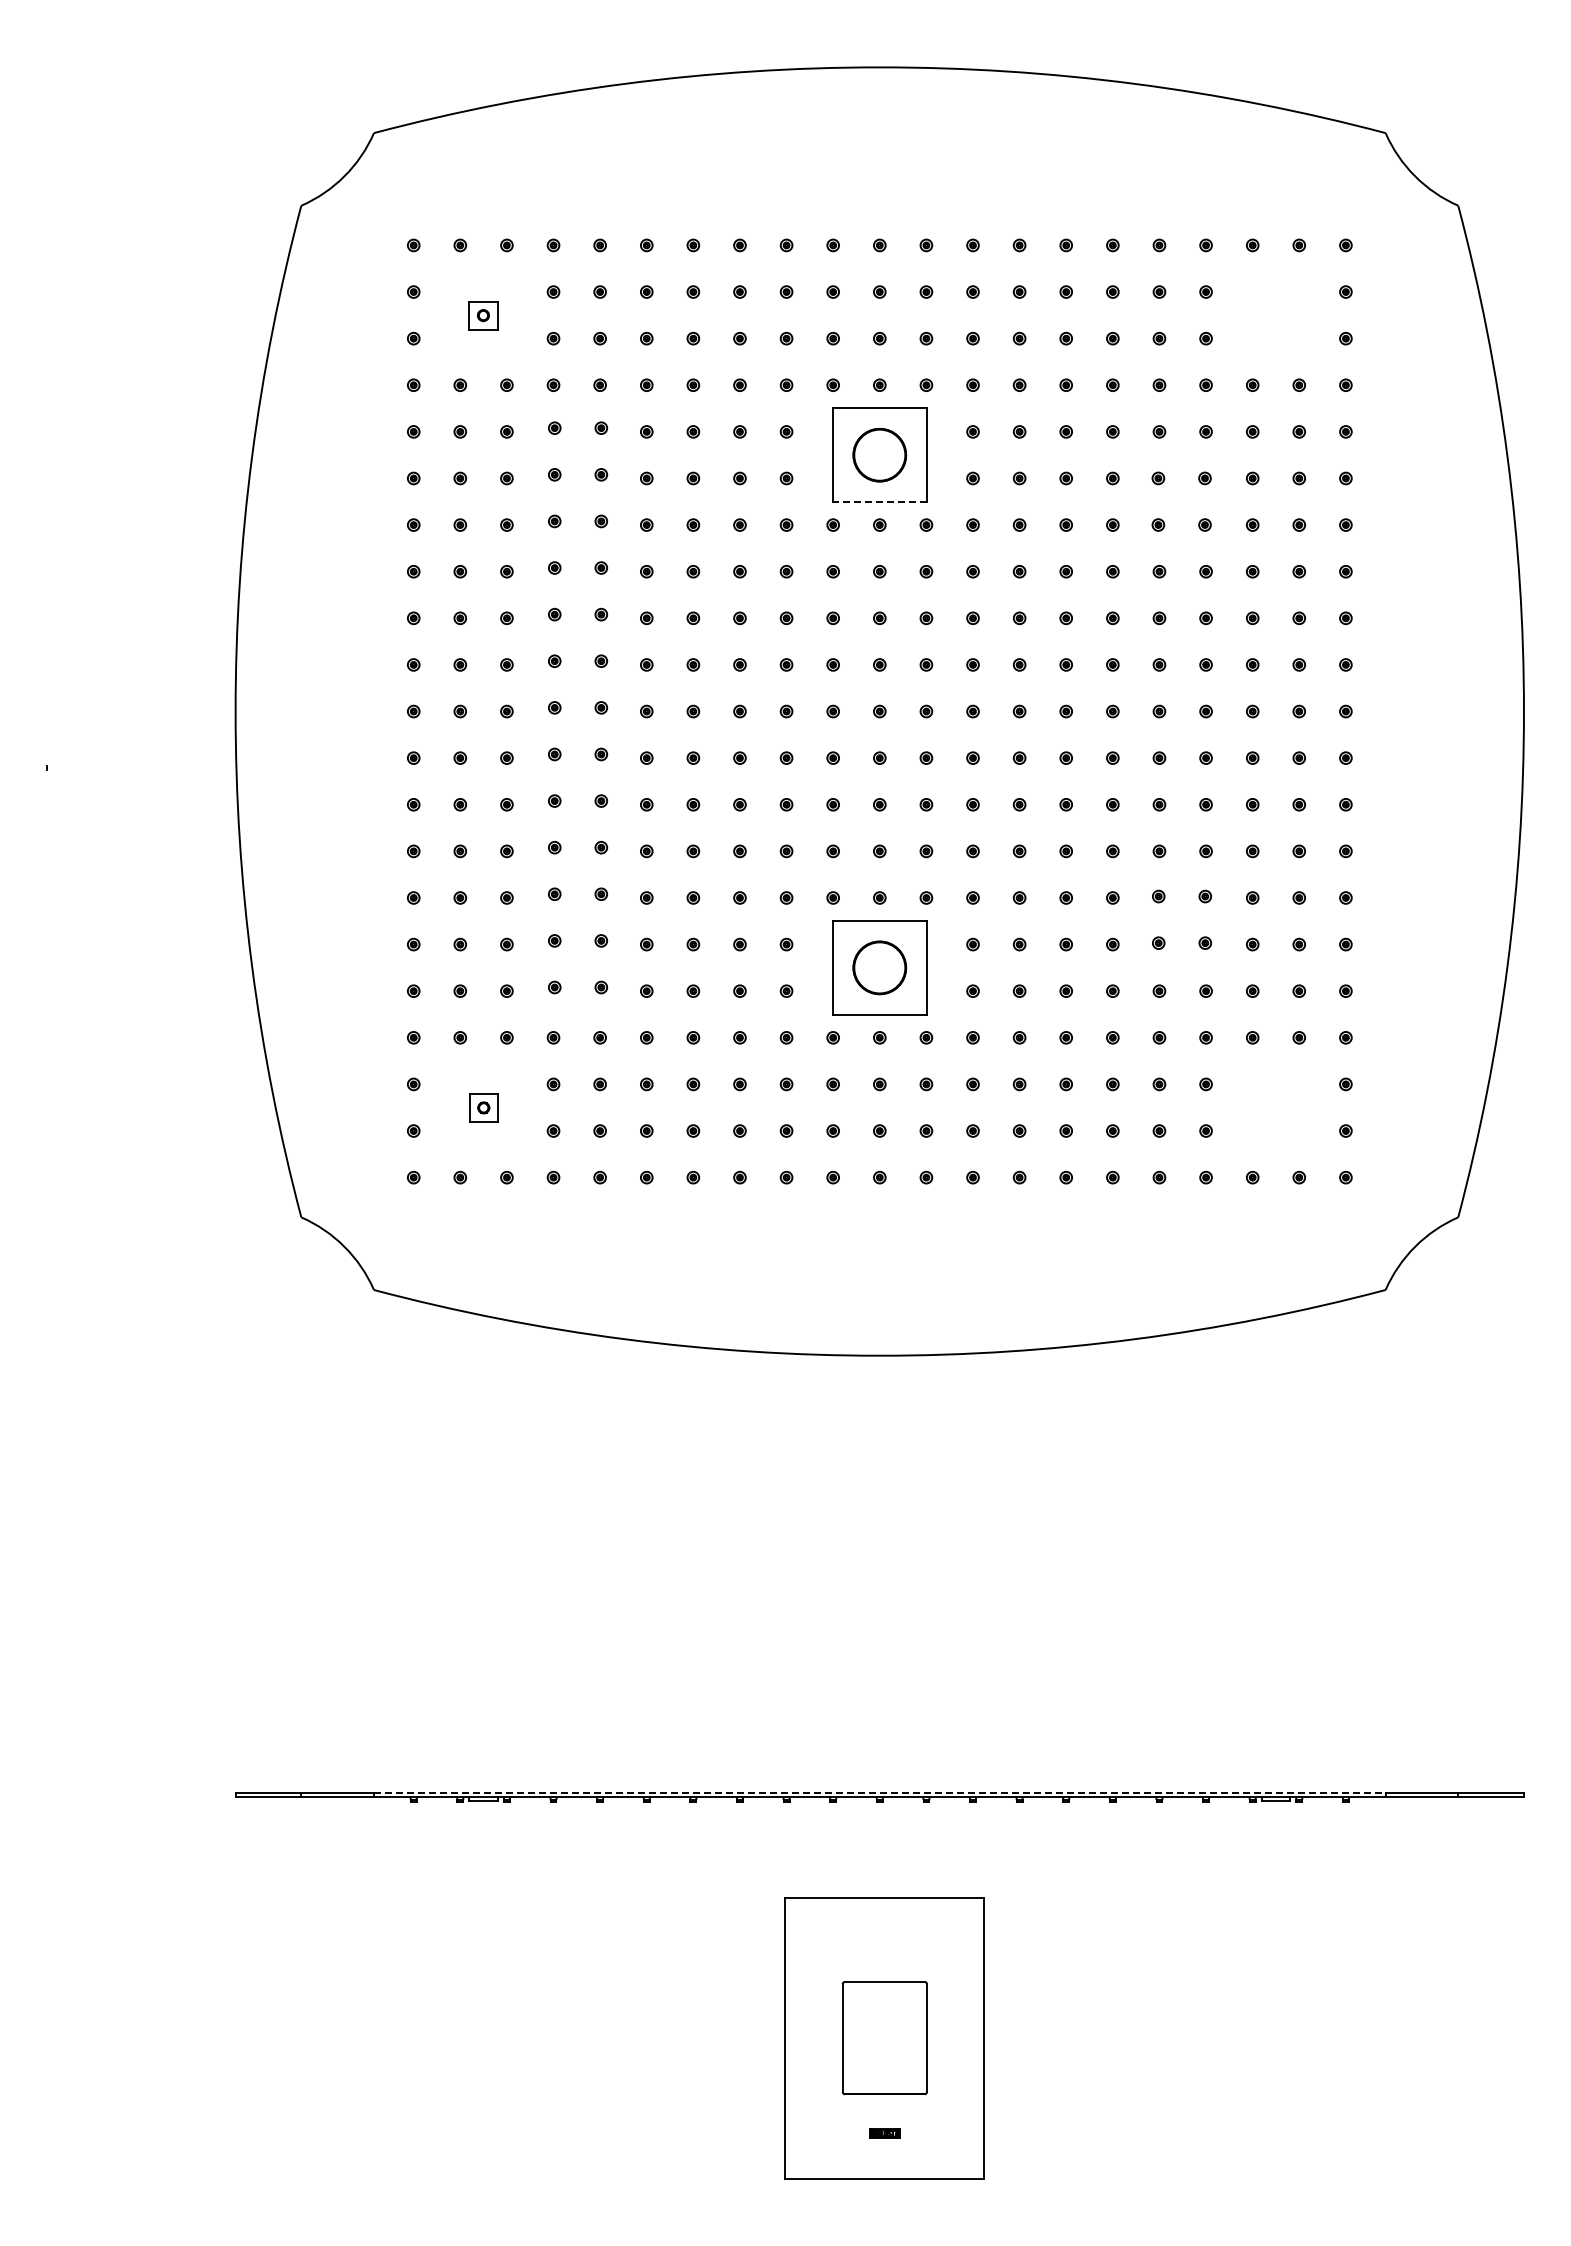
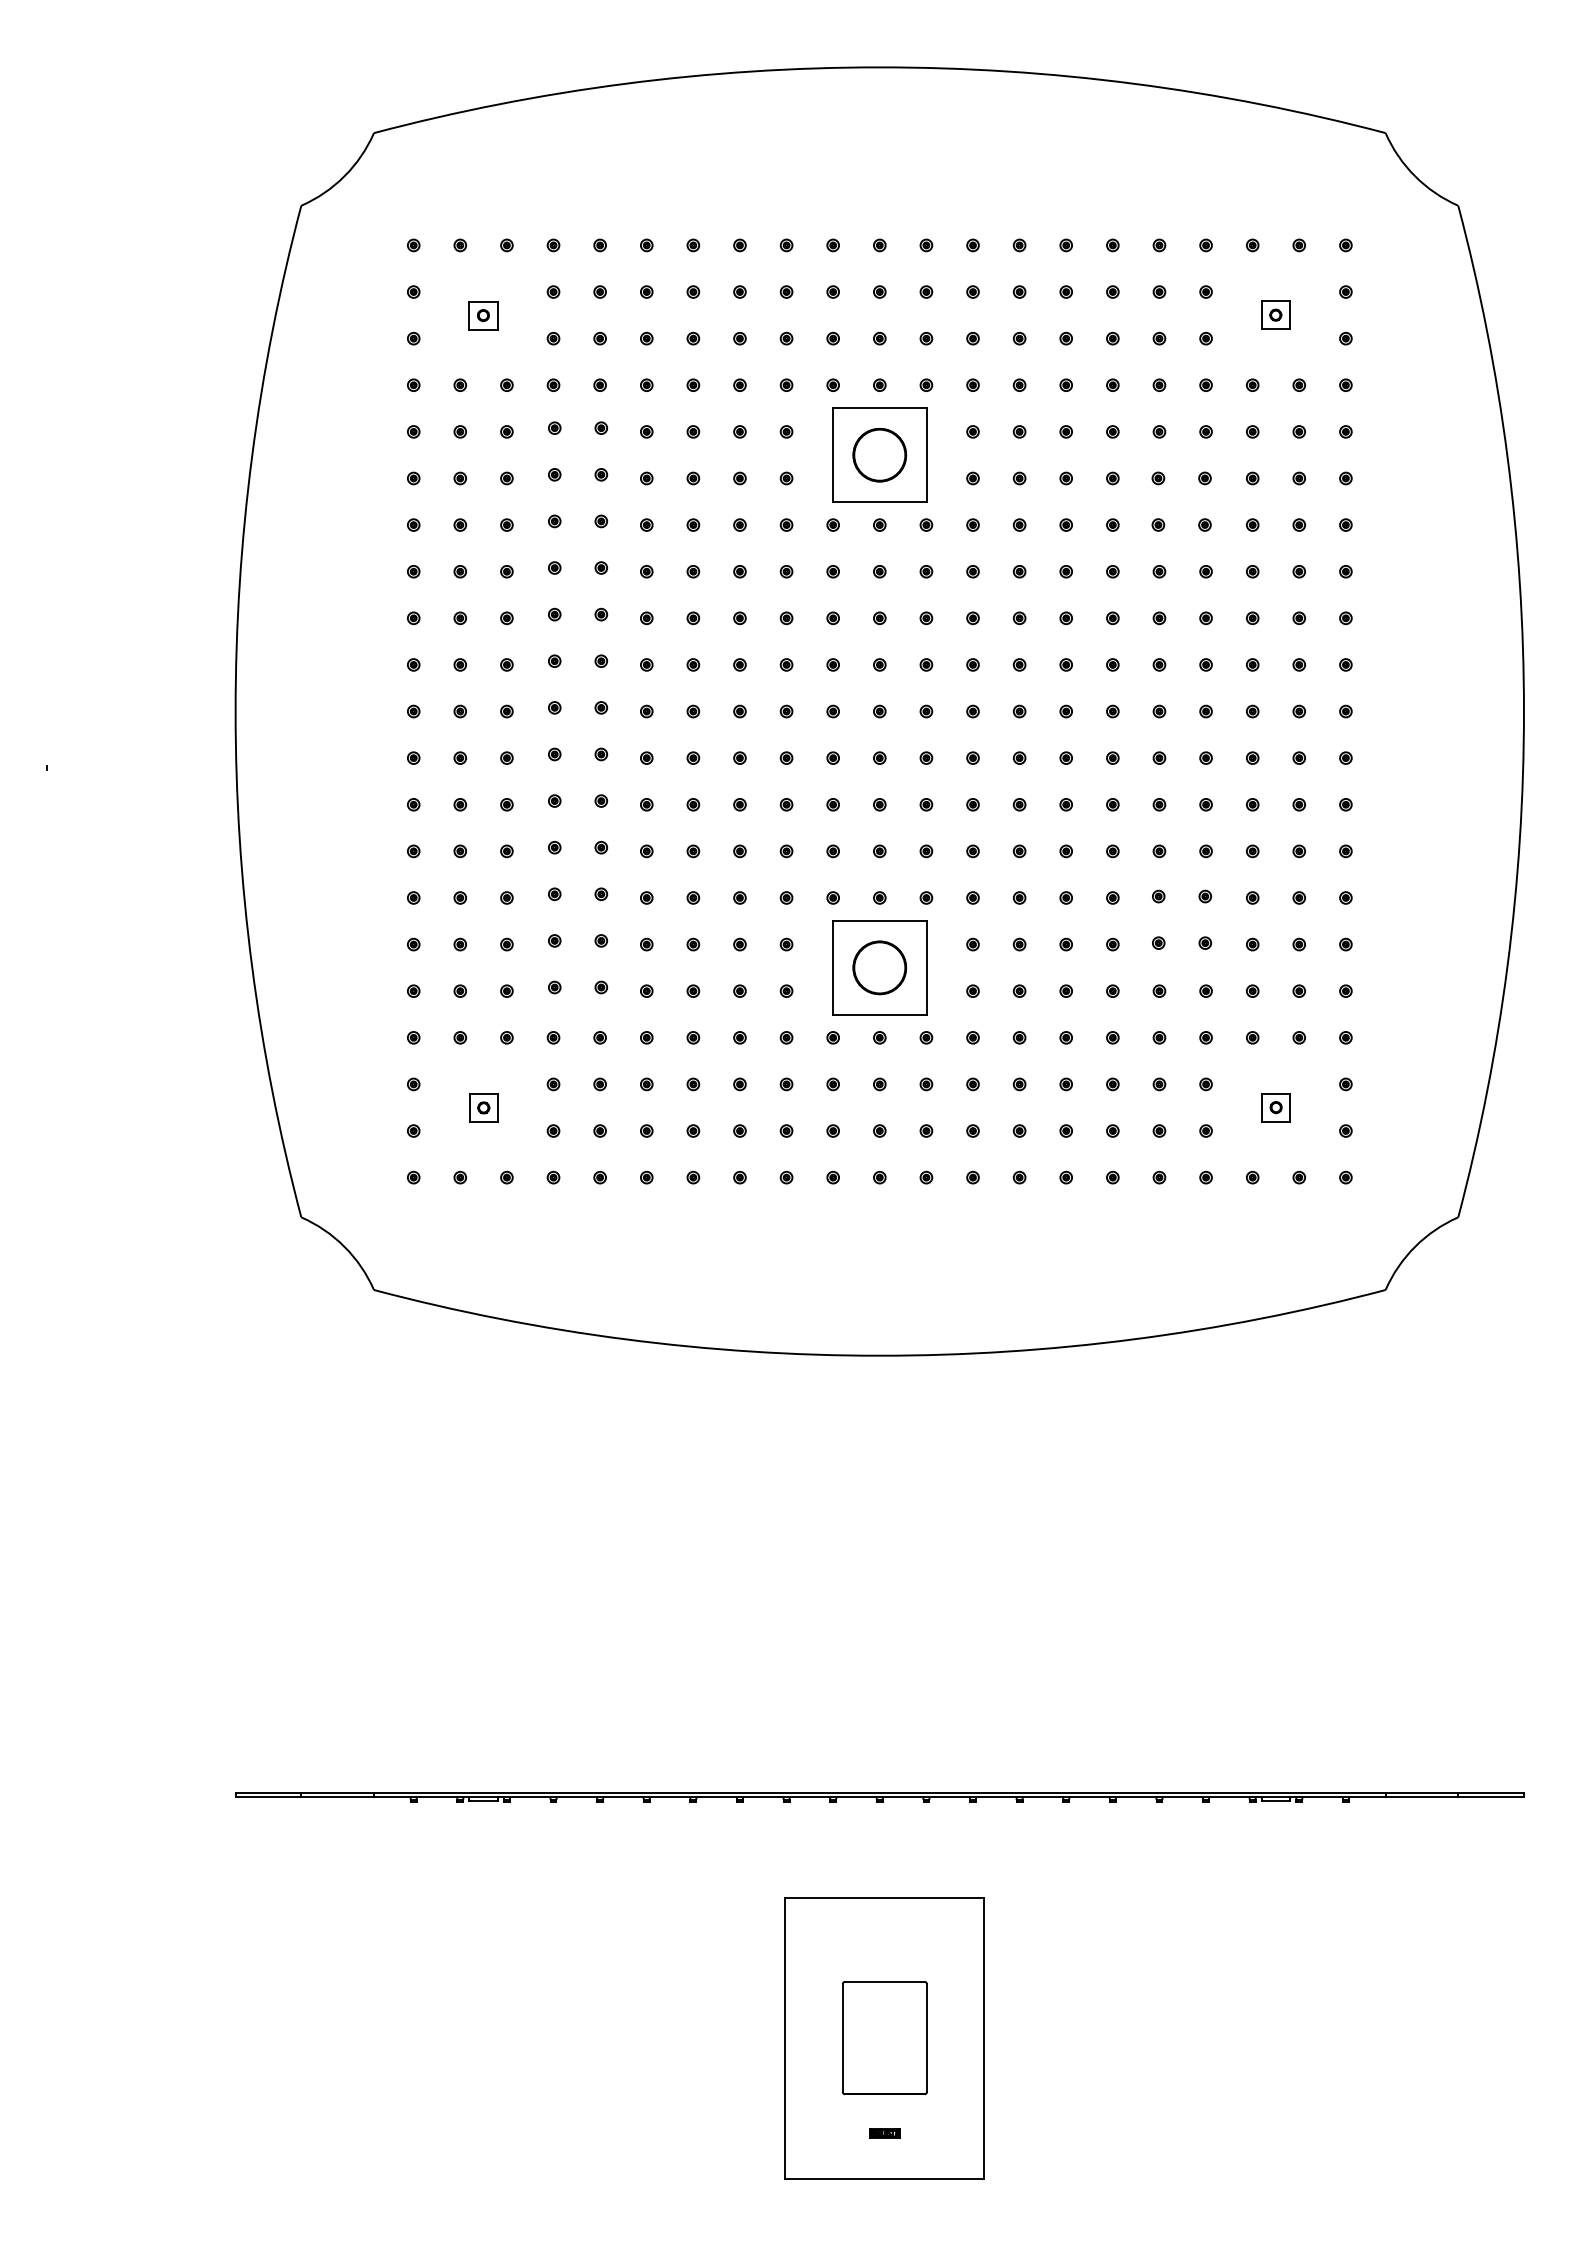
part: none -> present (1275, 314)
line: dashed -> solid (879, 502)
part: none -> present (1275, 1107)
line: dashed -> solid (879, 1792)
